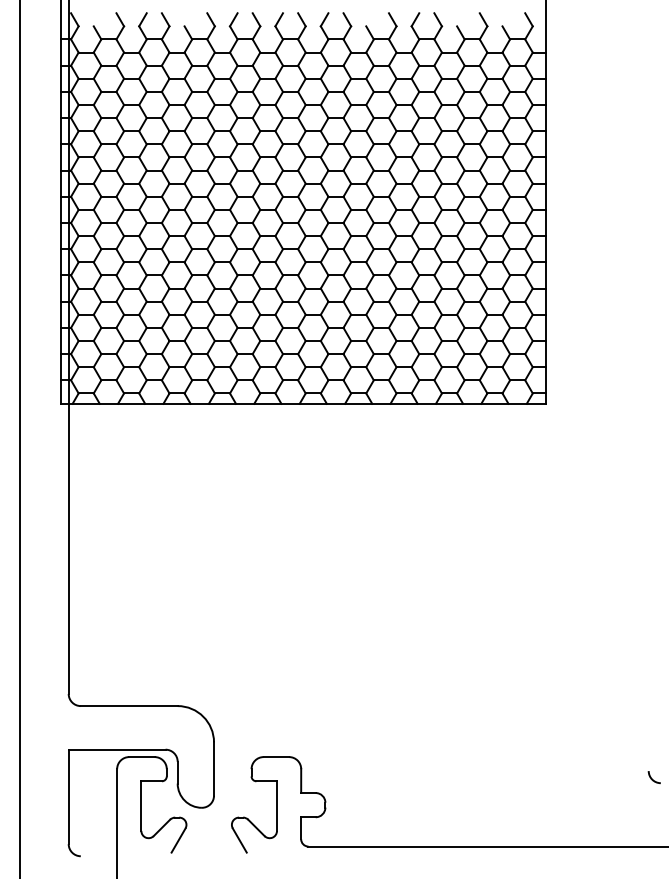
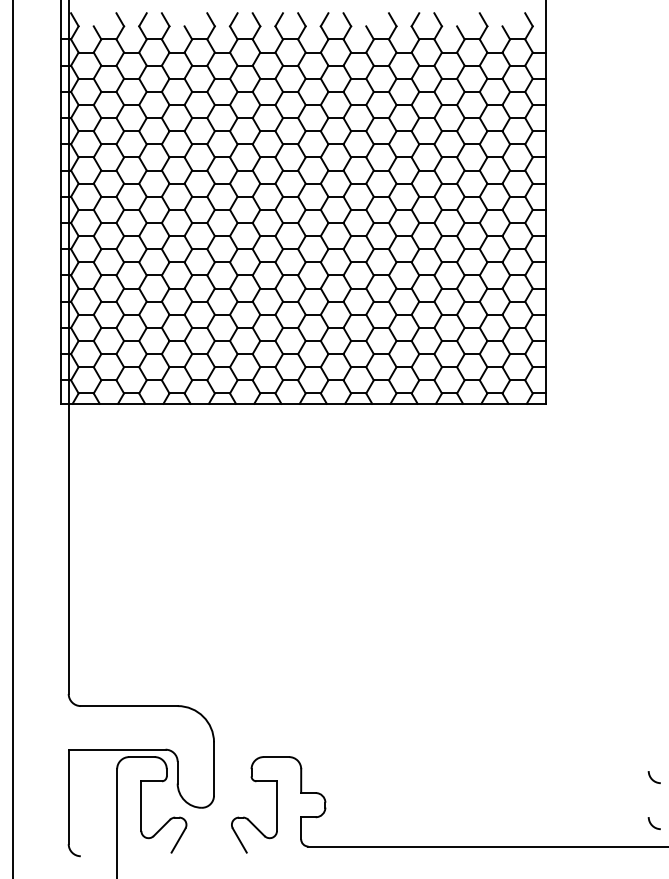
line position: (20, 438) -> (13, 438) (13, 438)
arc: none -> present (652, 824)
